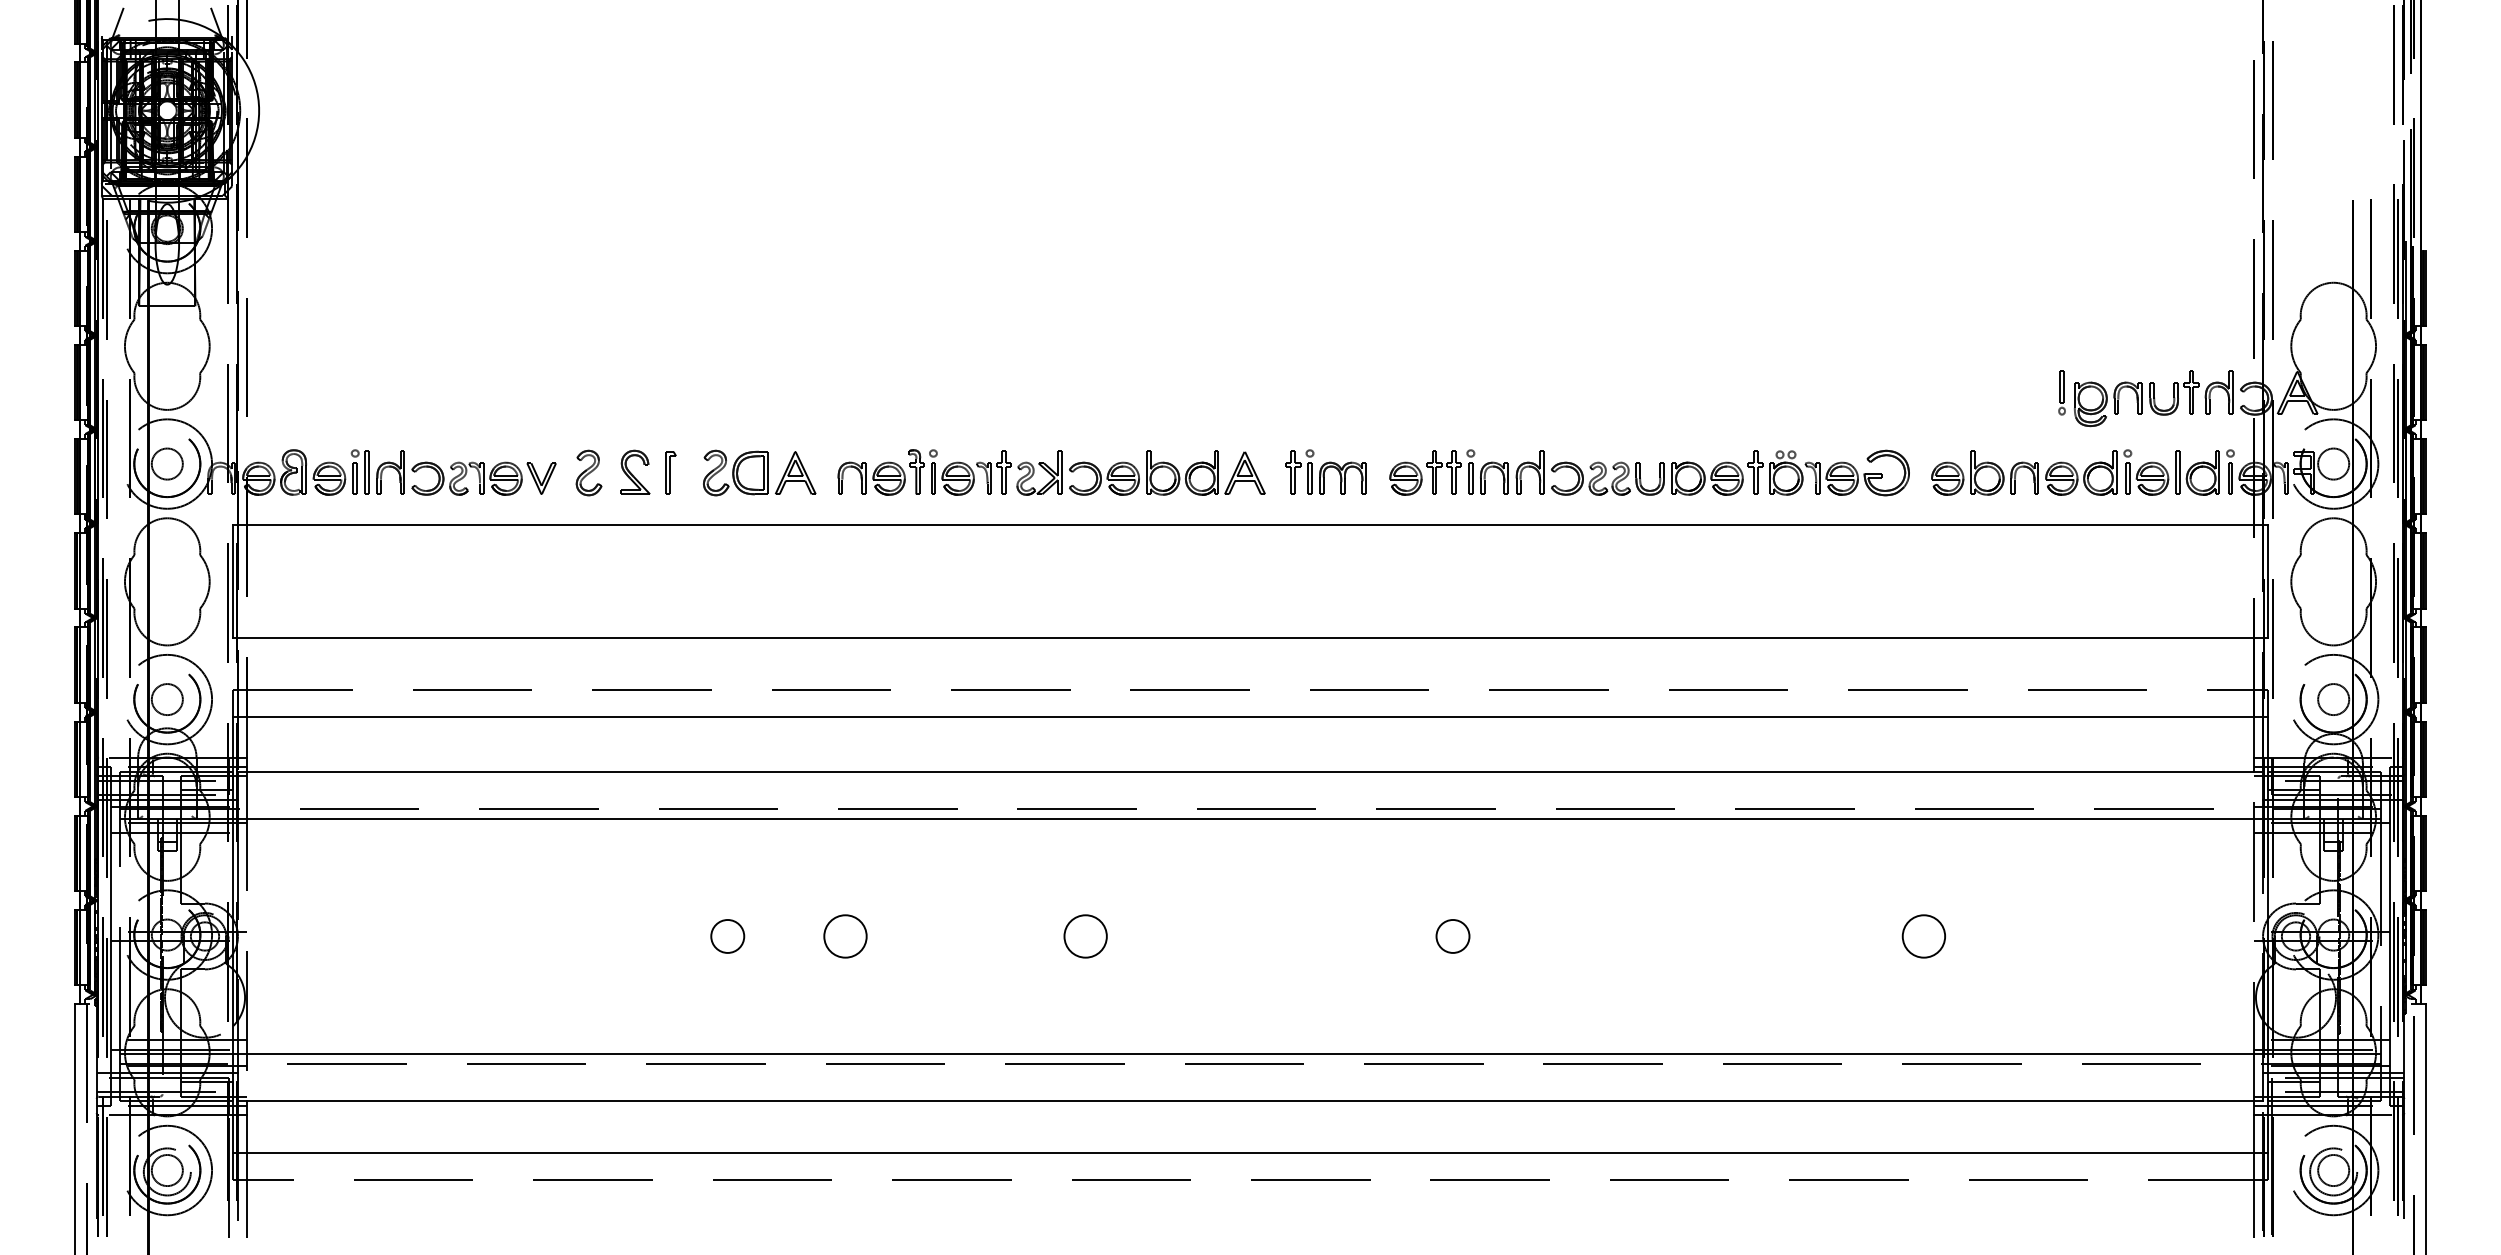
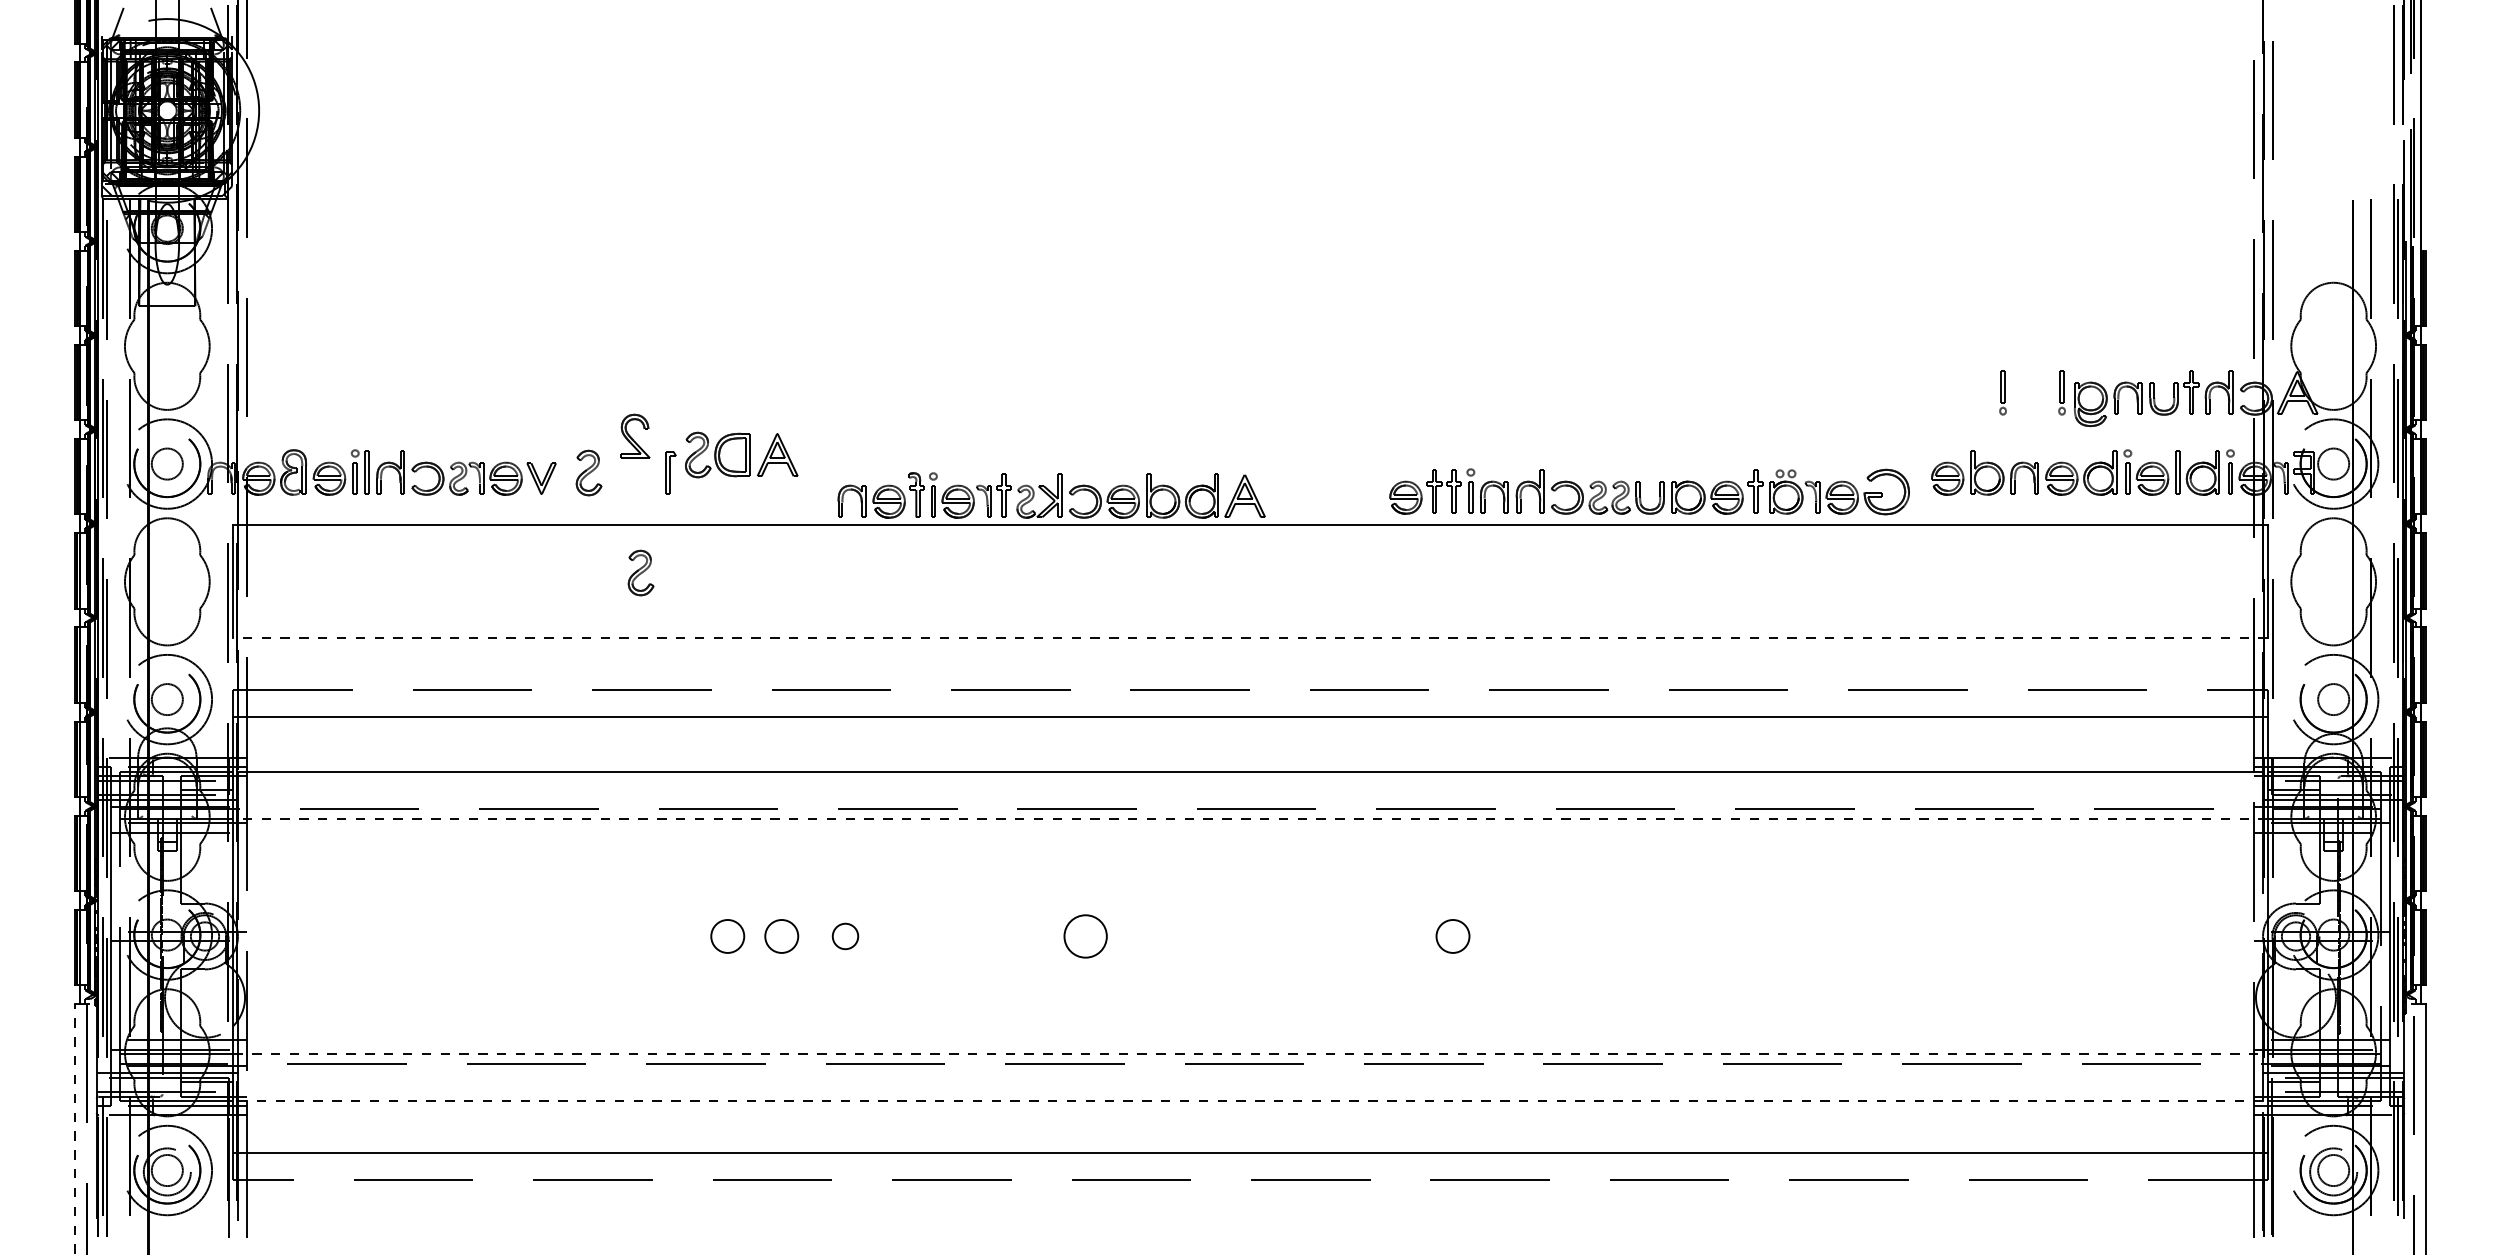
part: none -> present (2002, 392)
part position: (635, 471) -> (635, 435) (635, 435)
part: present -> none (1325, 471)
part position: (759, 472) -> (741, 454) (741, 454)
part position: (1051, 472) -> (1051, 495) (1051, 495)
part position: (1640, 472) -> (1640, 491) (1640, 491)
part: none -> present (640, 572)
line: solid -> dashed (1250, 638)
line: solid -> dashed (1250, 818)
circle: none -> present (781, 936)
circle diameter: 42 px -> 25 px (845, 936)
circle: present -> none (1923, 936)
line: solid -> dashed (1251, 1054)
line: solid -> dashed (1250, 1101)
line: solid -> dashed (75, 1129)
